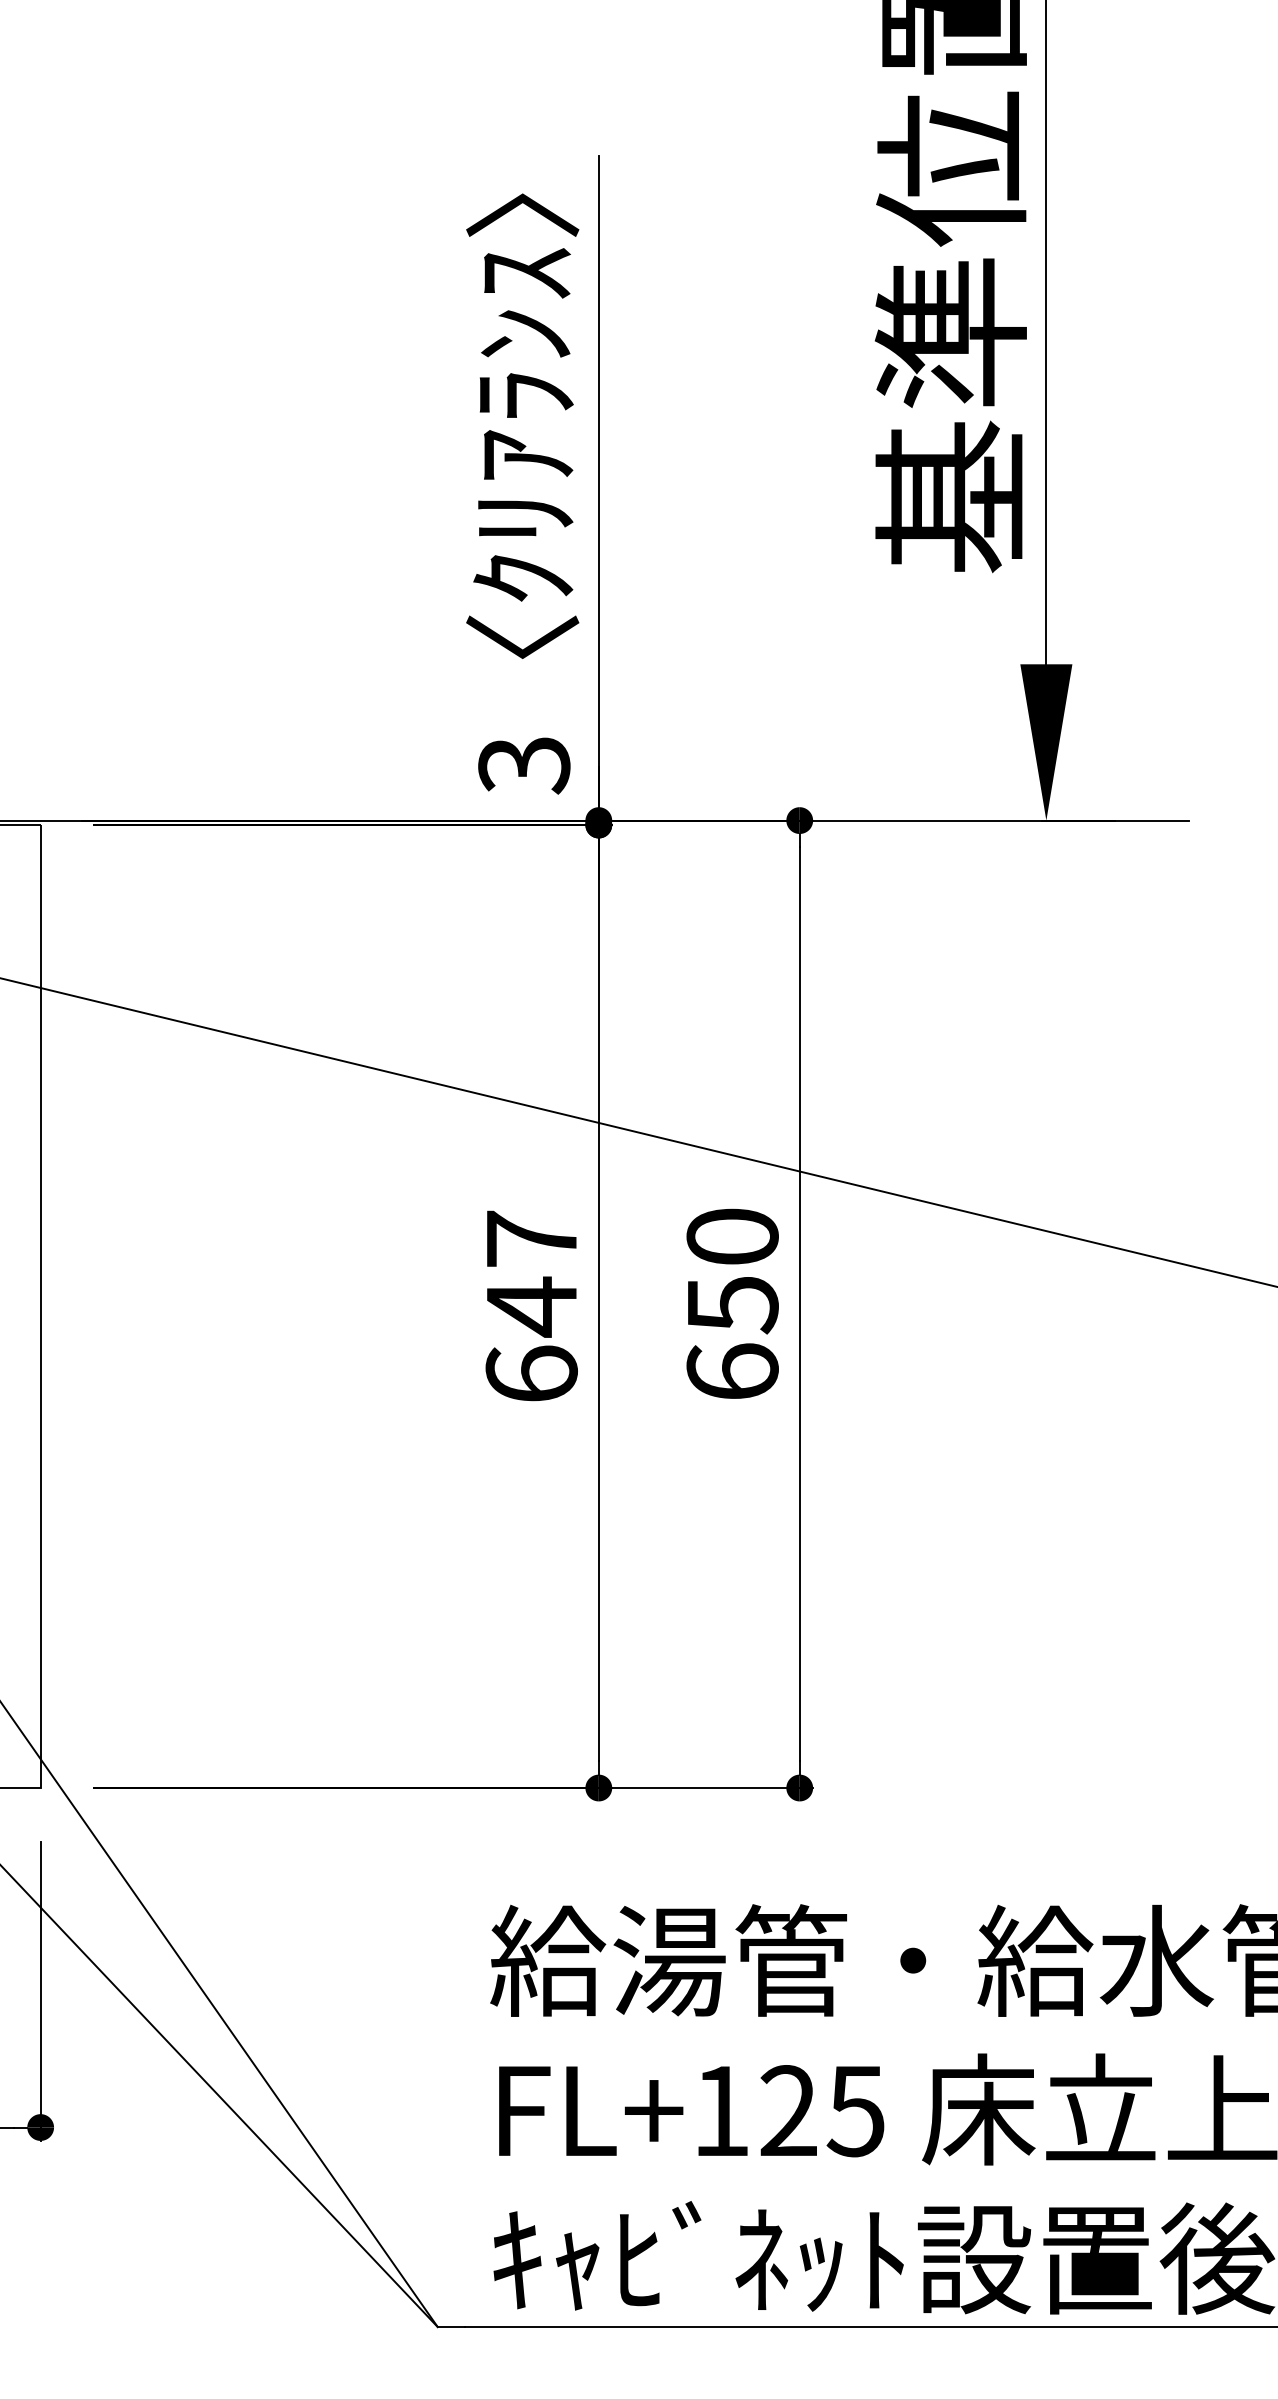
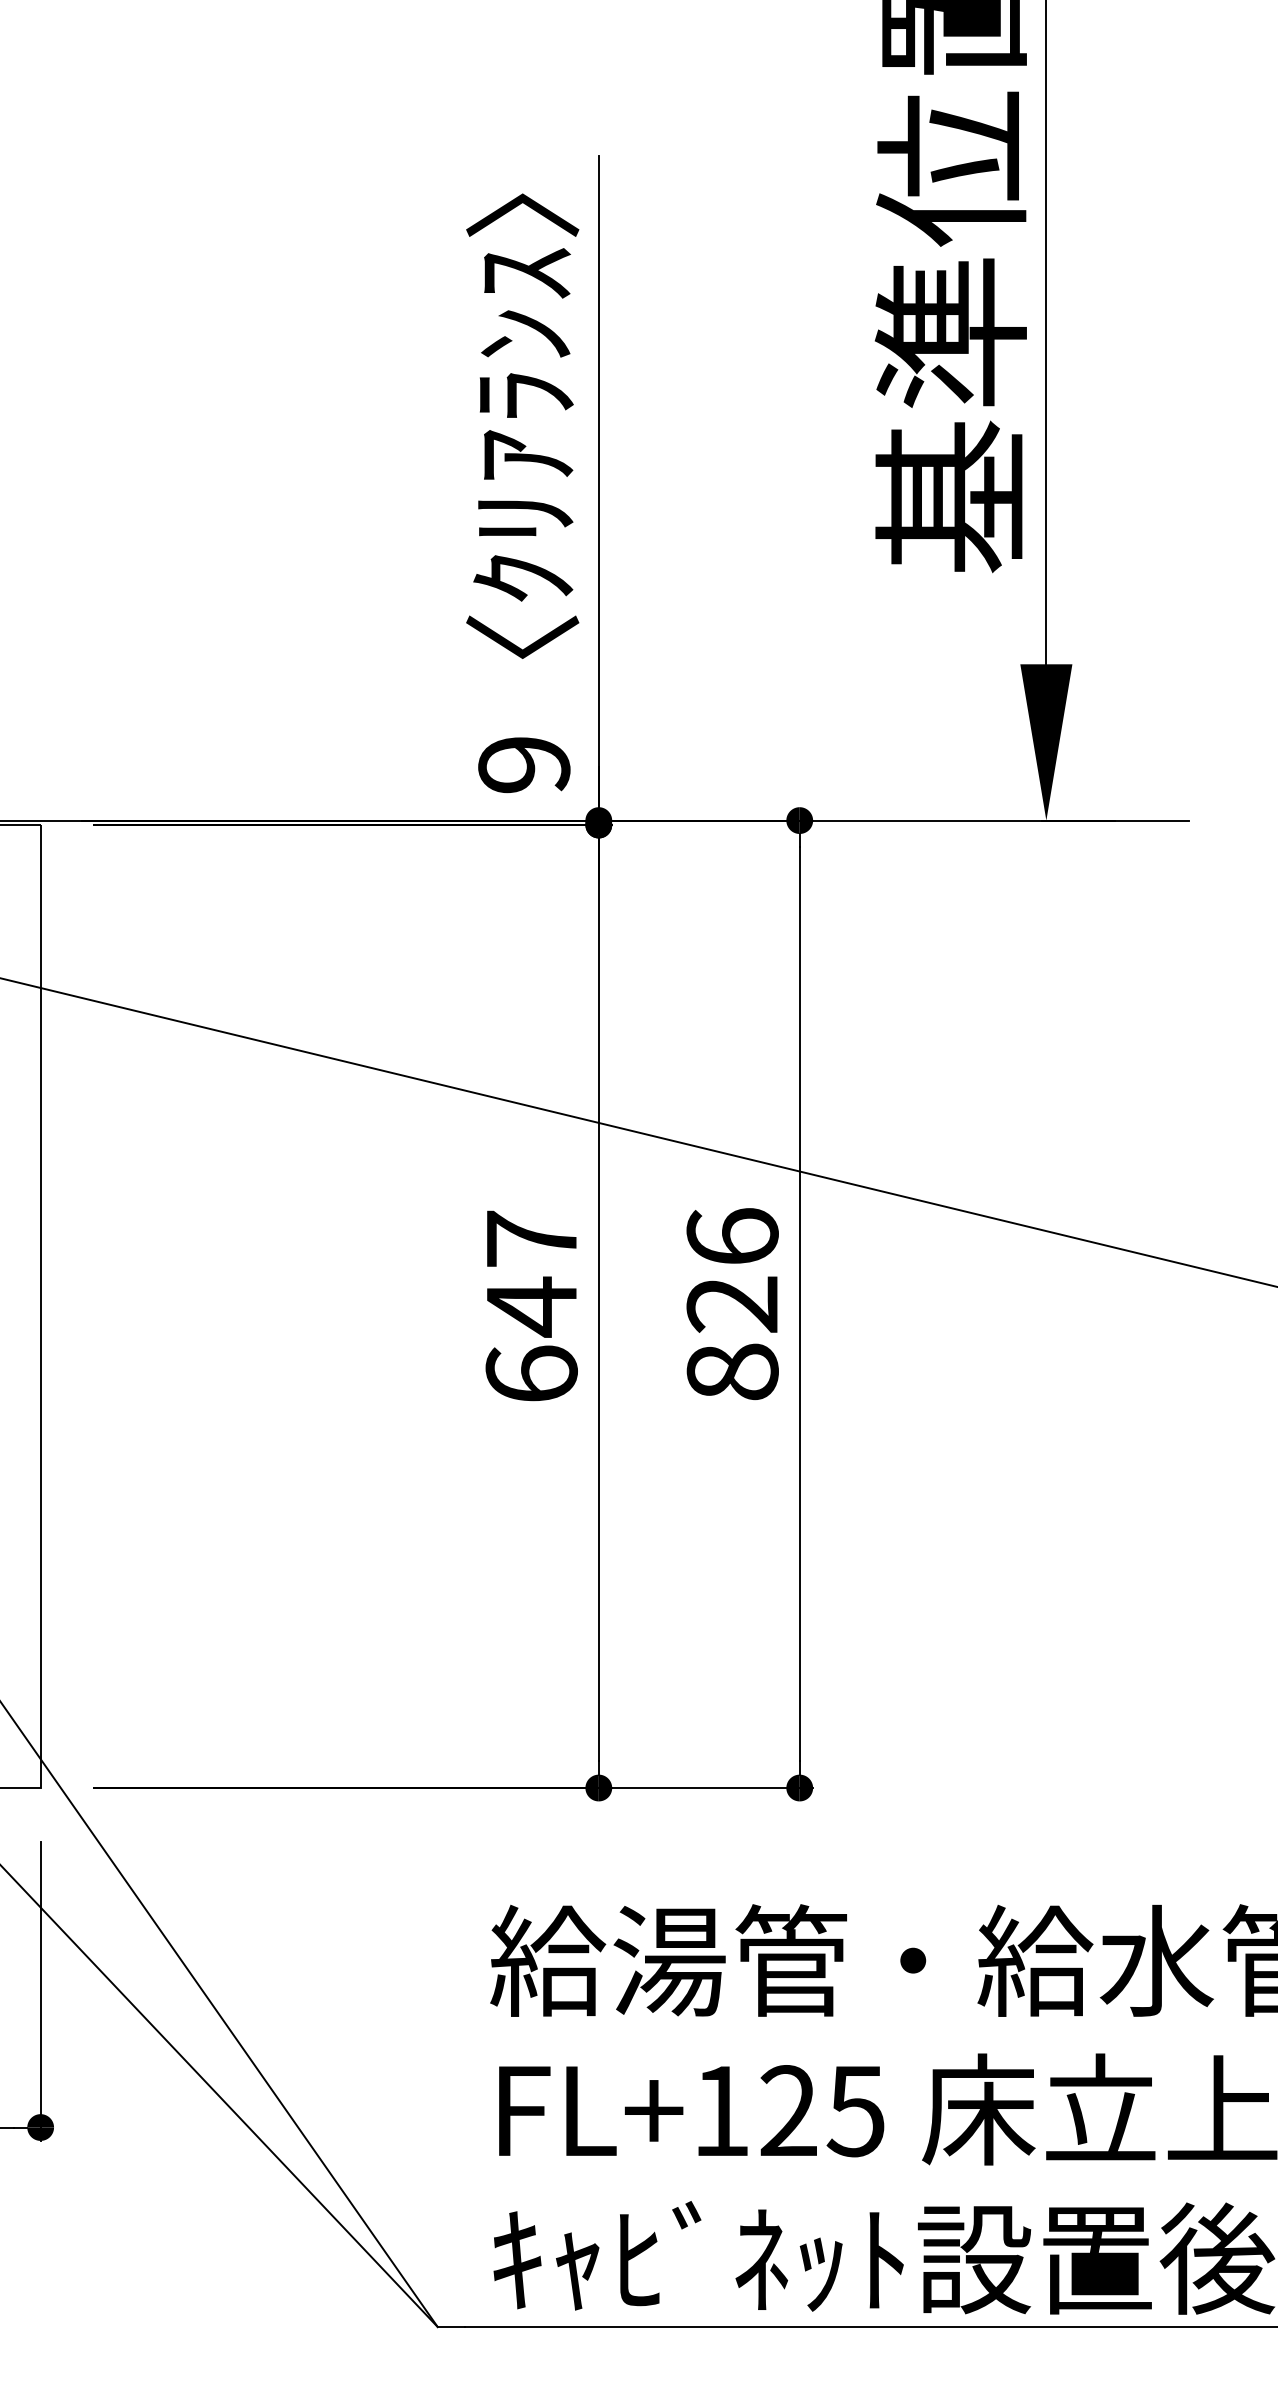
text: 3 -> 9 (524, 765)
text: 650 -> 826 (732, 1304)
